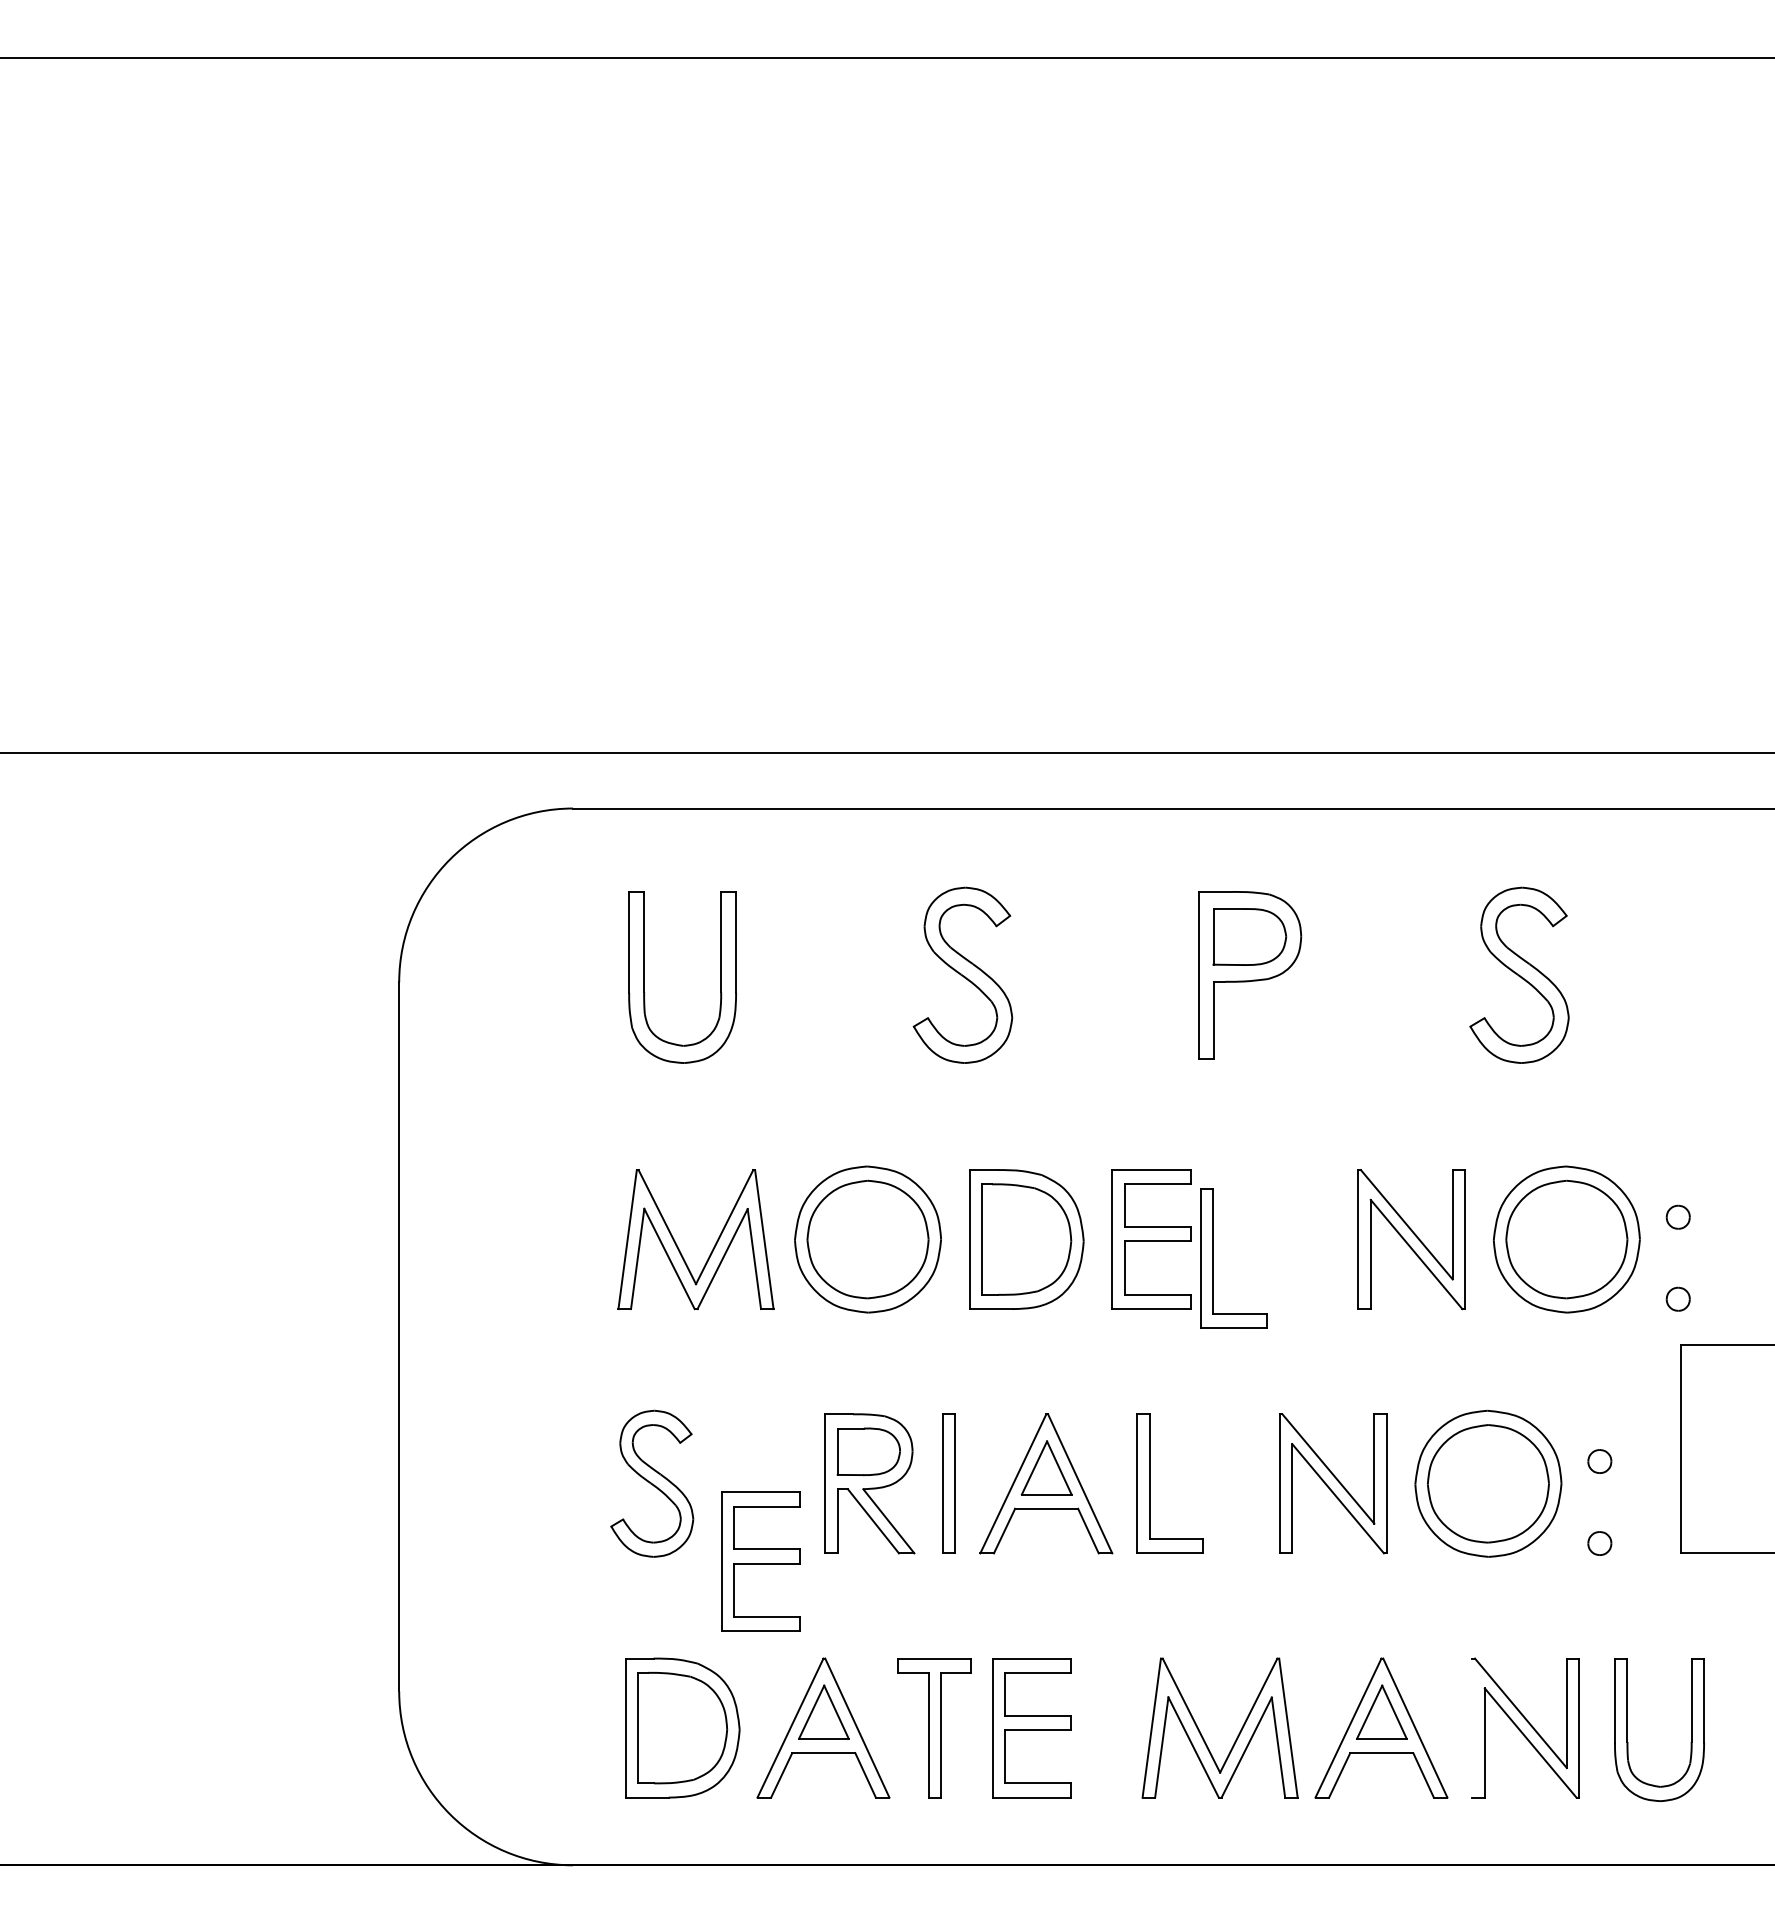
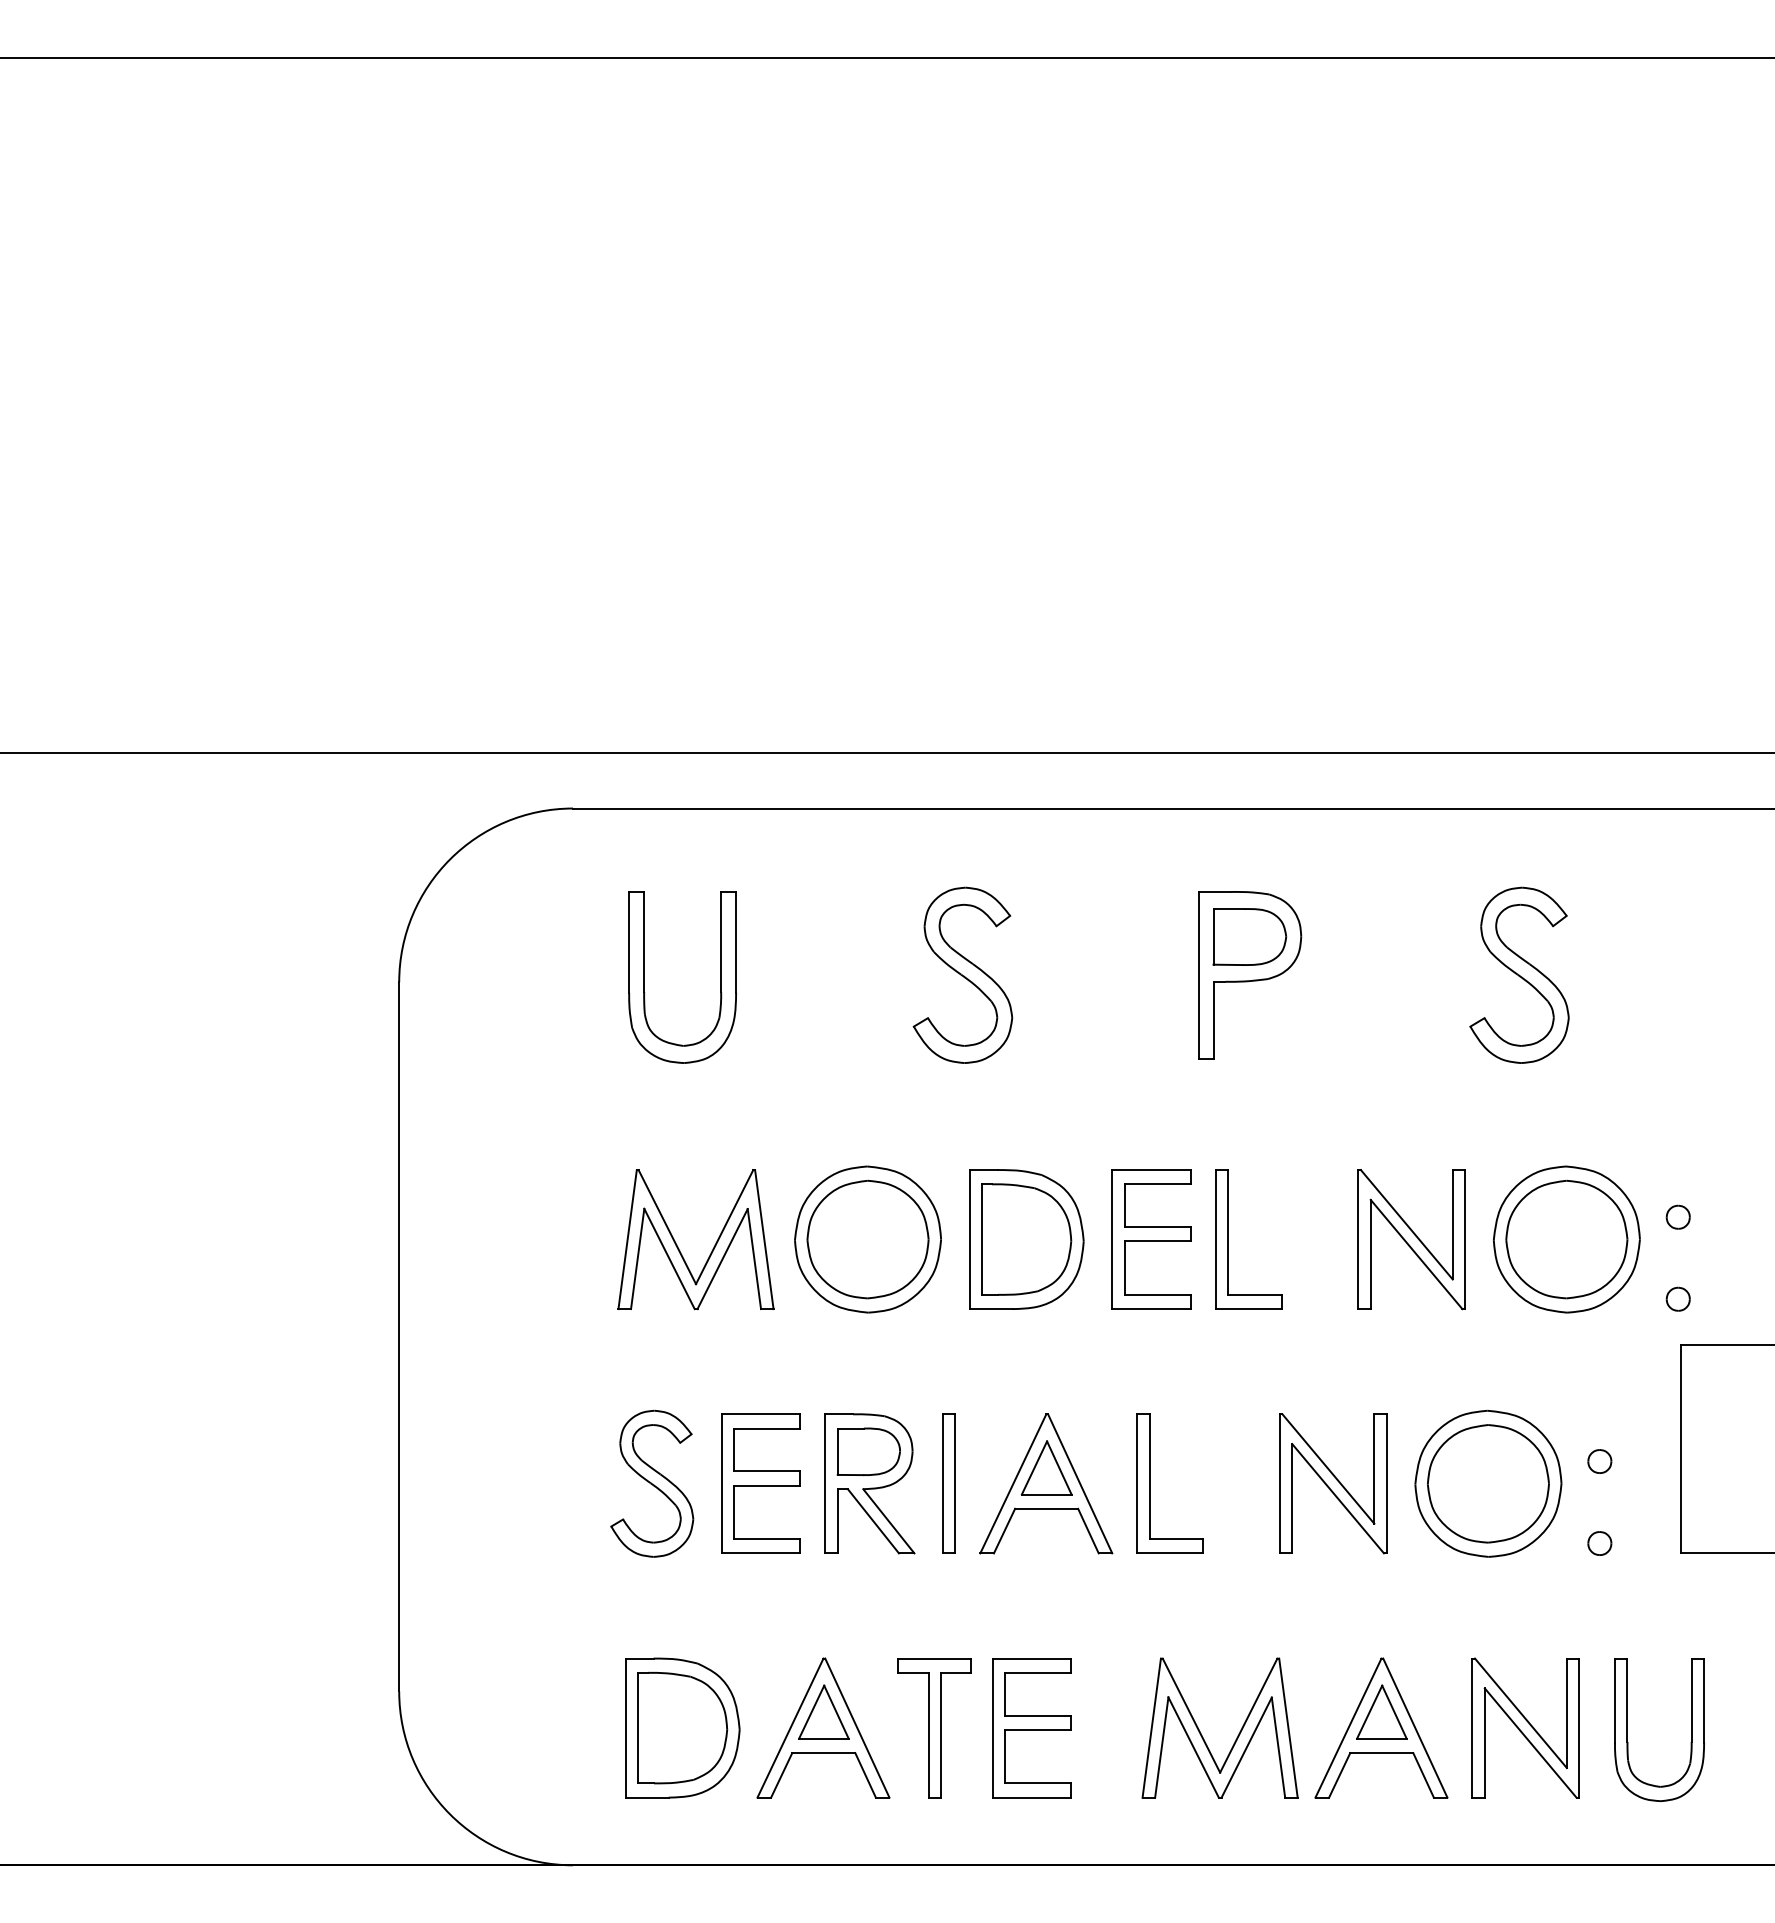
part position: (1213, 1258) -> (1228, 1239) (1228, 1239)
part position: (760, 1561) -> (760, 1483) (760, 1483)
line: none -> present (1472, 1727)
